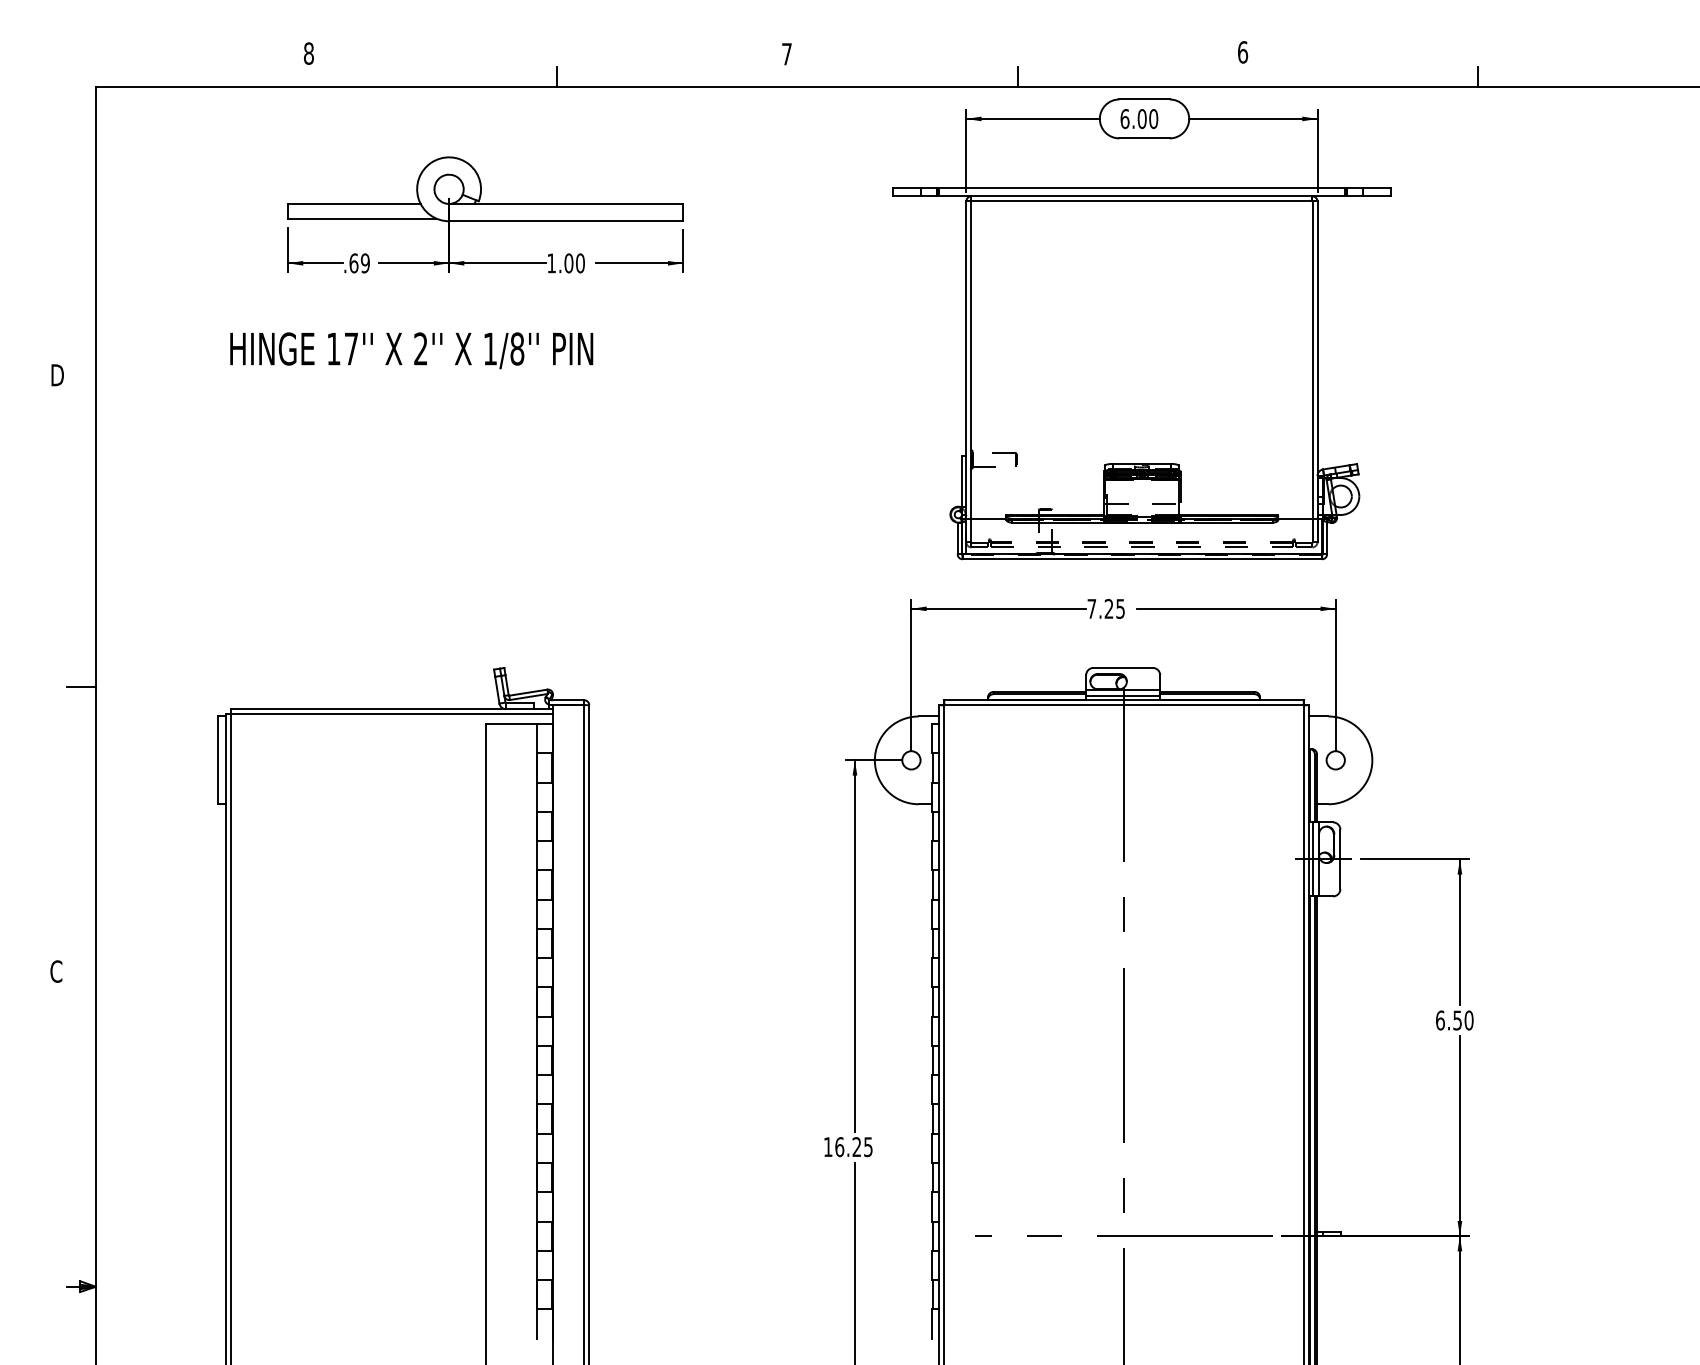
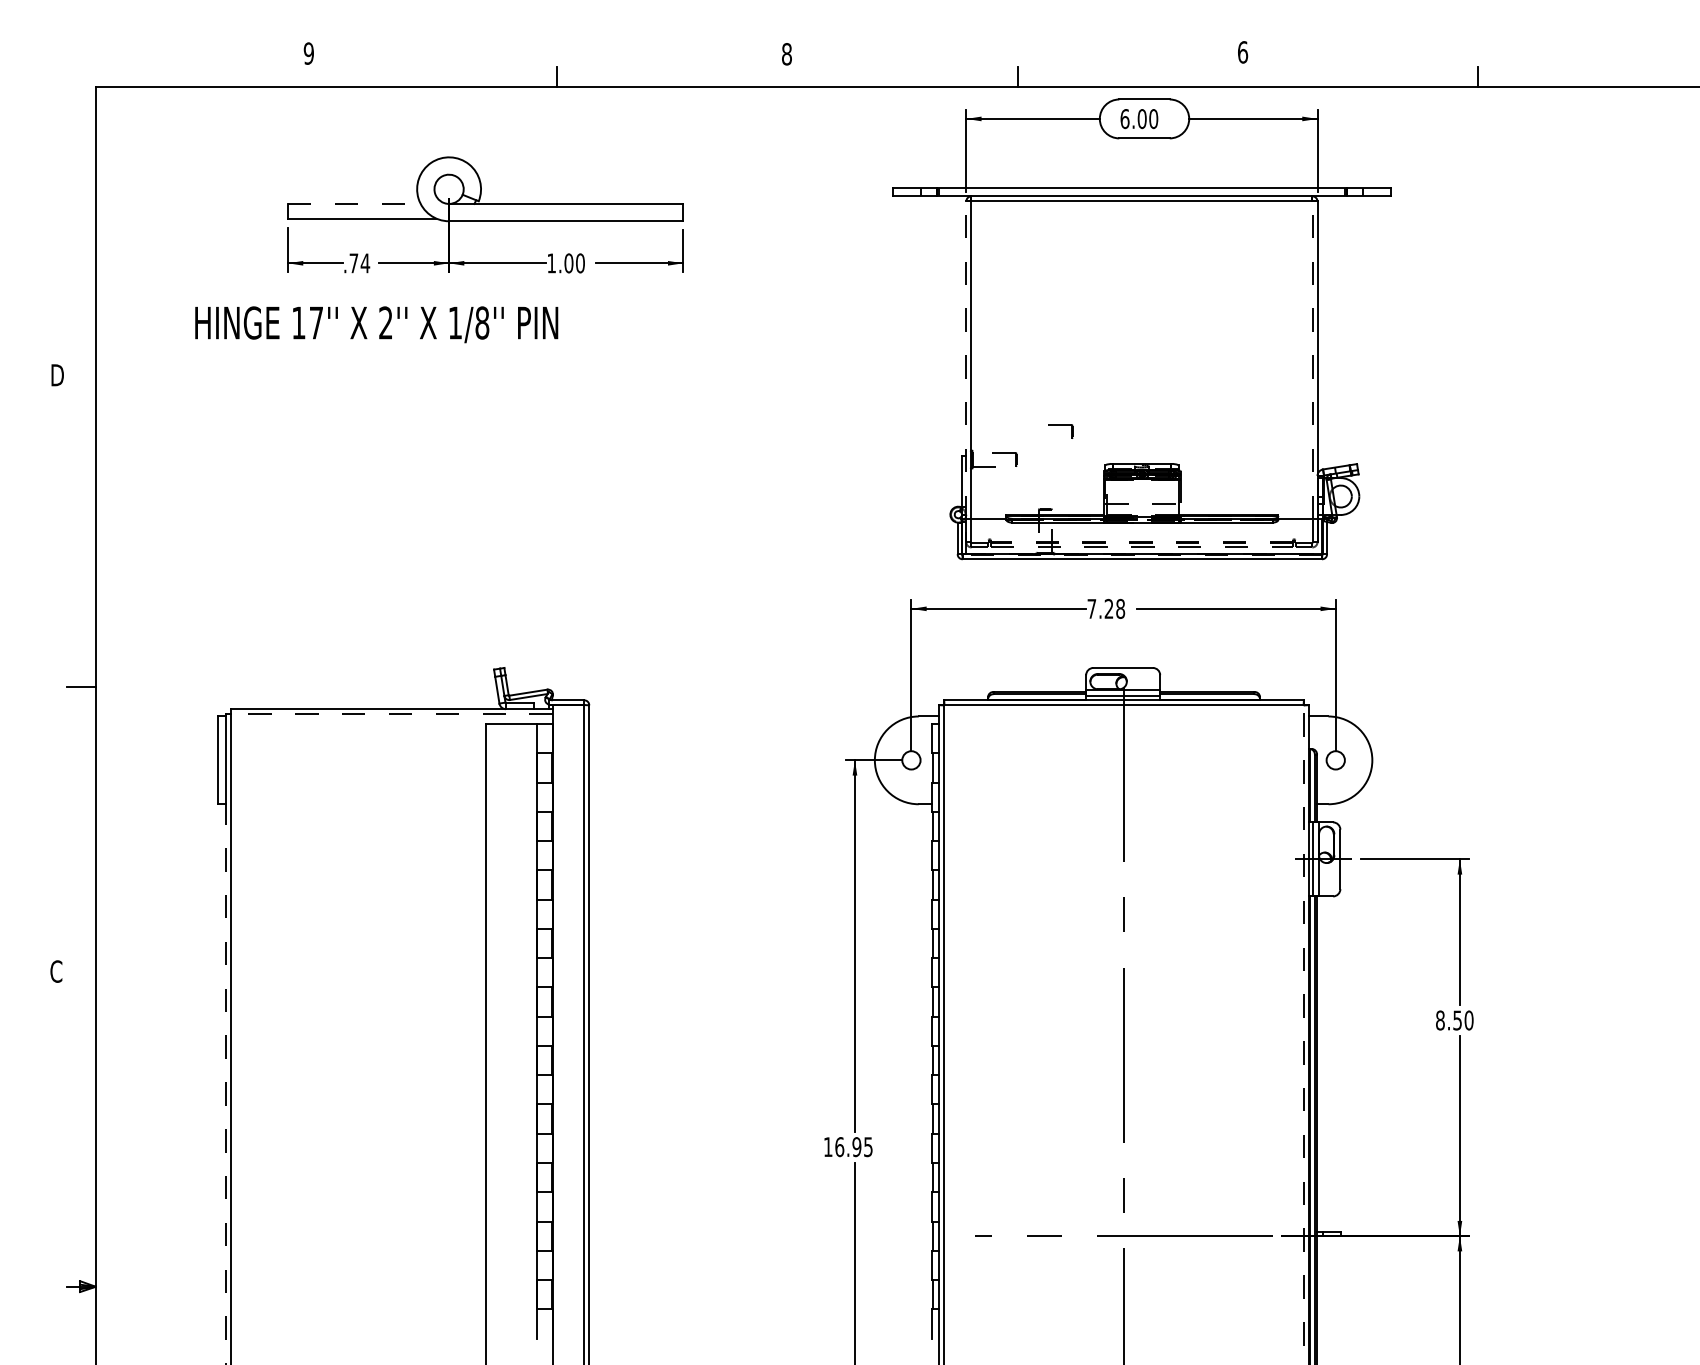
text: 8 -> 9 (308, 53)
text: 7 -> 8 (786, 54)
line: solid -> dashed (354, 203)
text: .69 -> .74 (359, 263)
text position: (411, 350) -> (376, 324) (376, 324)
line: solid -> dashed (1313, 359)
line: solid -> dashed (966, 360)
part: none -> present (1060, 431)
text: 7.25 -> 7.28 (1120, 608)
line: solid -> dashed (392, 713)
text: 6.50 -> 8.50 (1440, 1020)
line: solid -> dashed (1303, 1034)
line: solid -> dashed (226, 1084)
text: 16.25 -> 16.95 (856, 1147)
